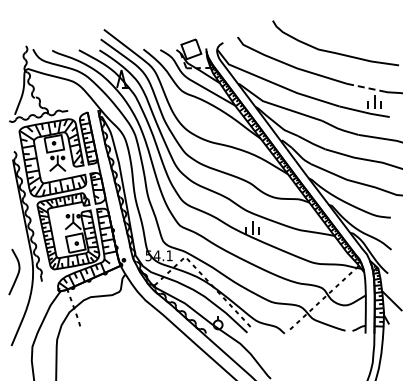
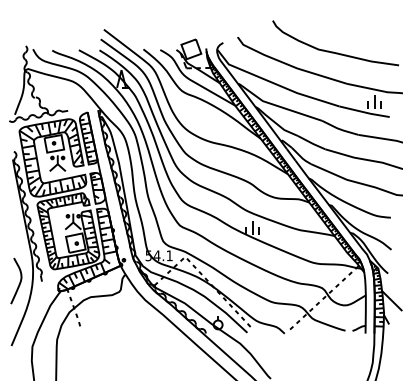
line: dashed -> solid (366, 87)
curve position: (17, 272) -> (19, 281) (19, 281)
